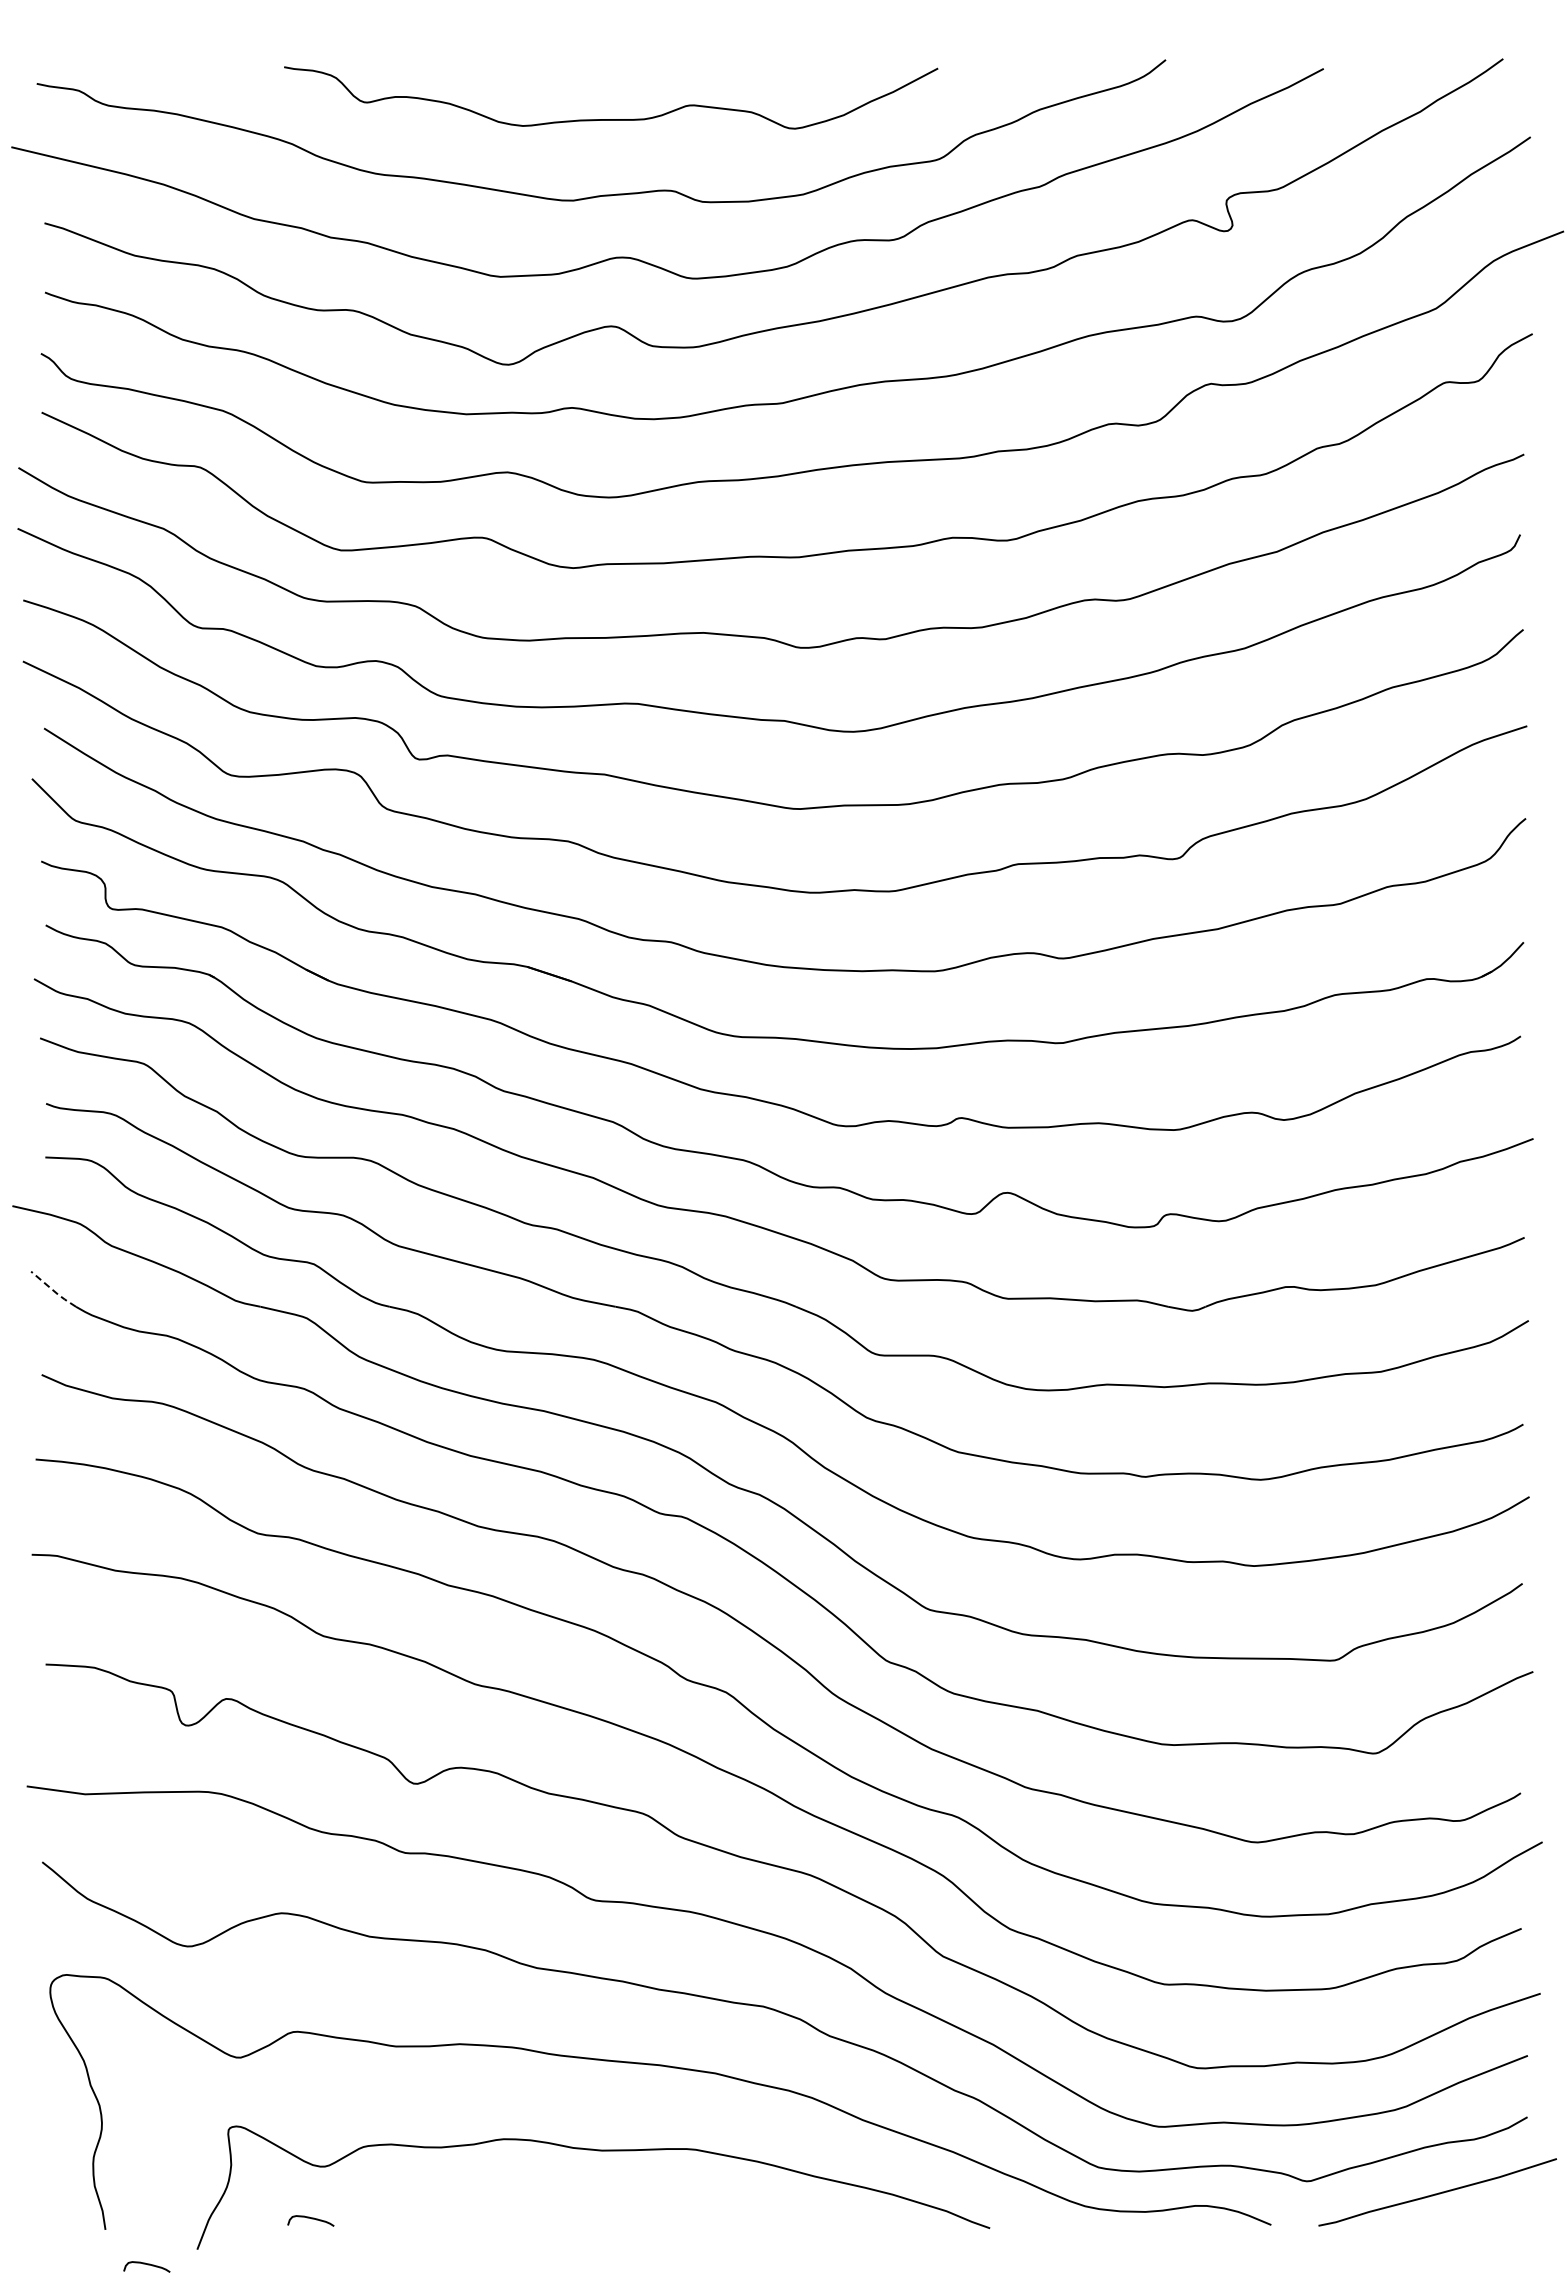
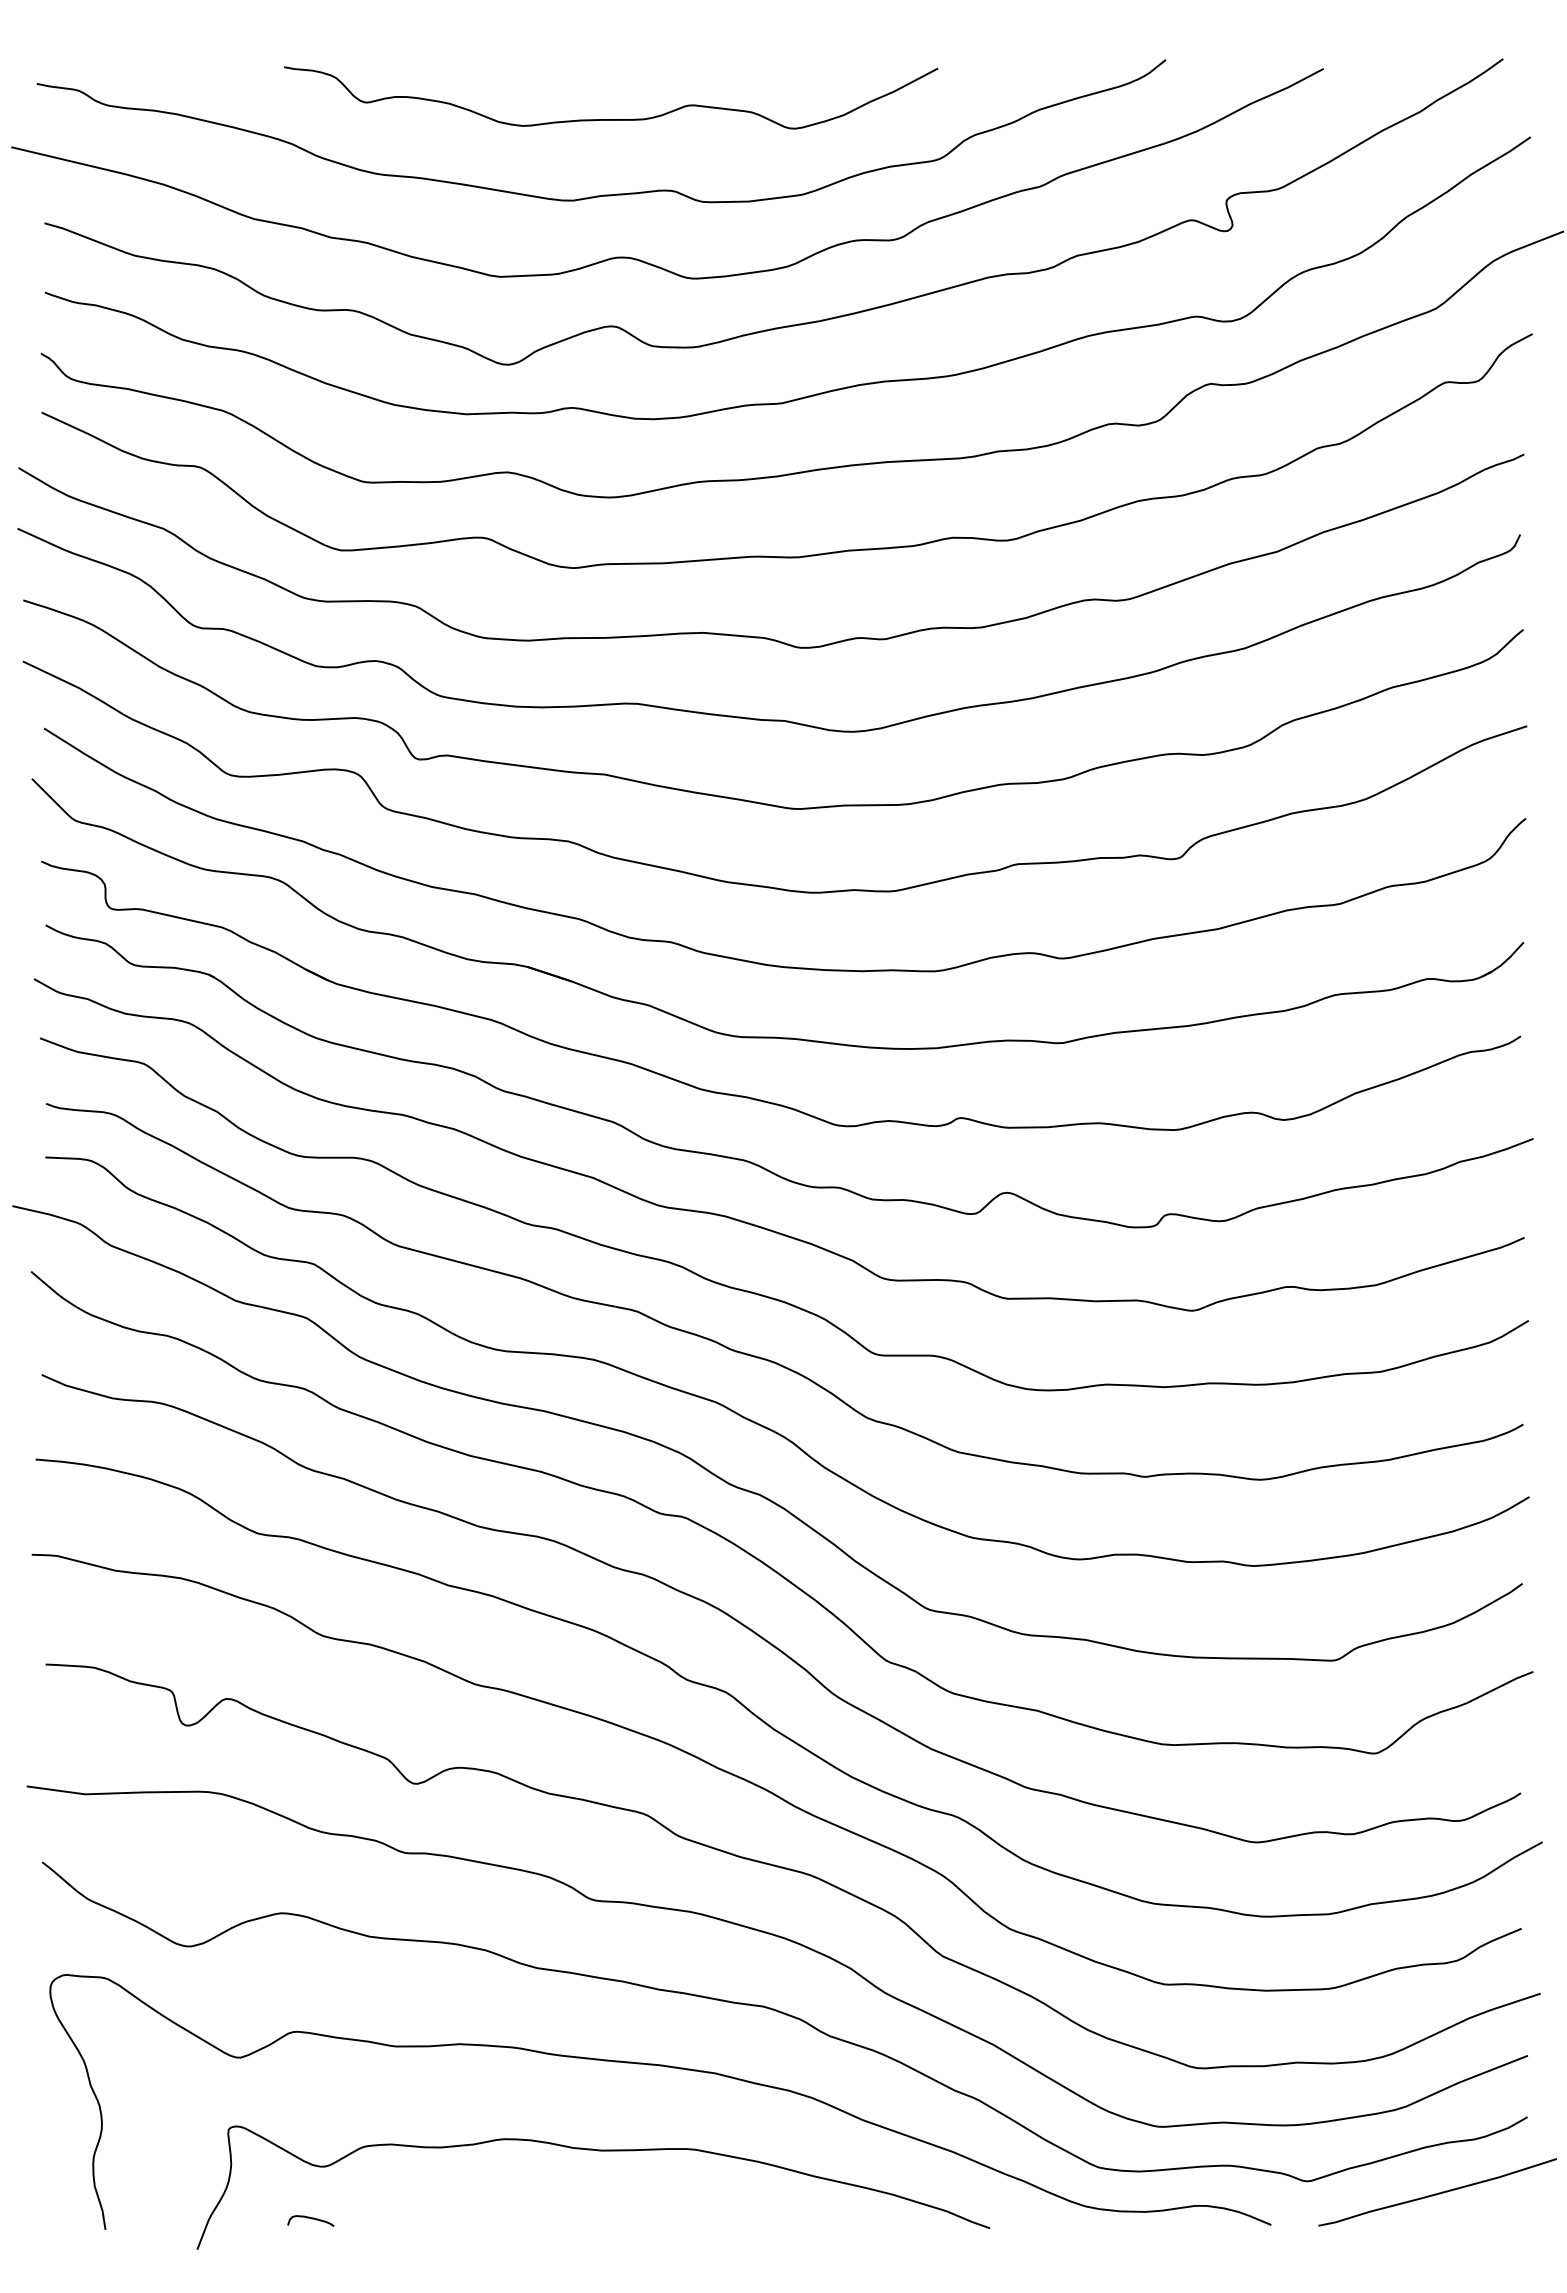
line: dashed -> solid (53, 1290)
curve: present -> none (147, 2265)
